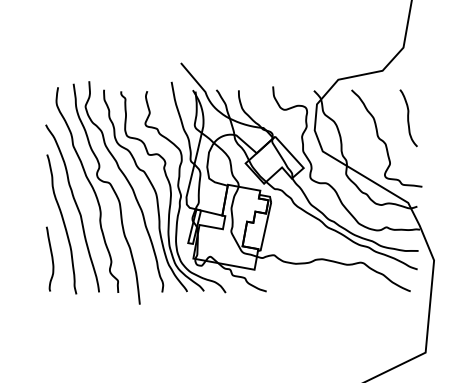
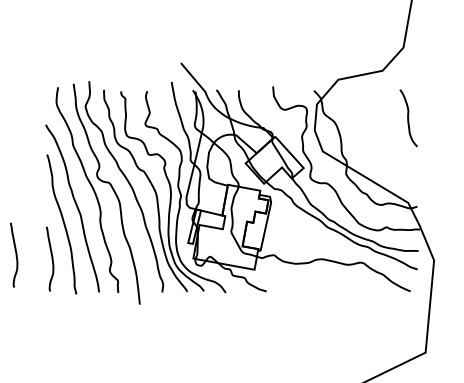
curve: present -> none (383, 140)
curve: none -> present (15, 254)
